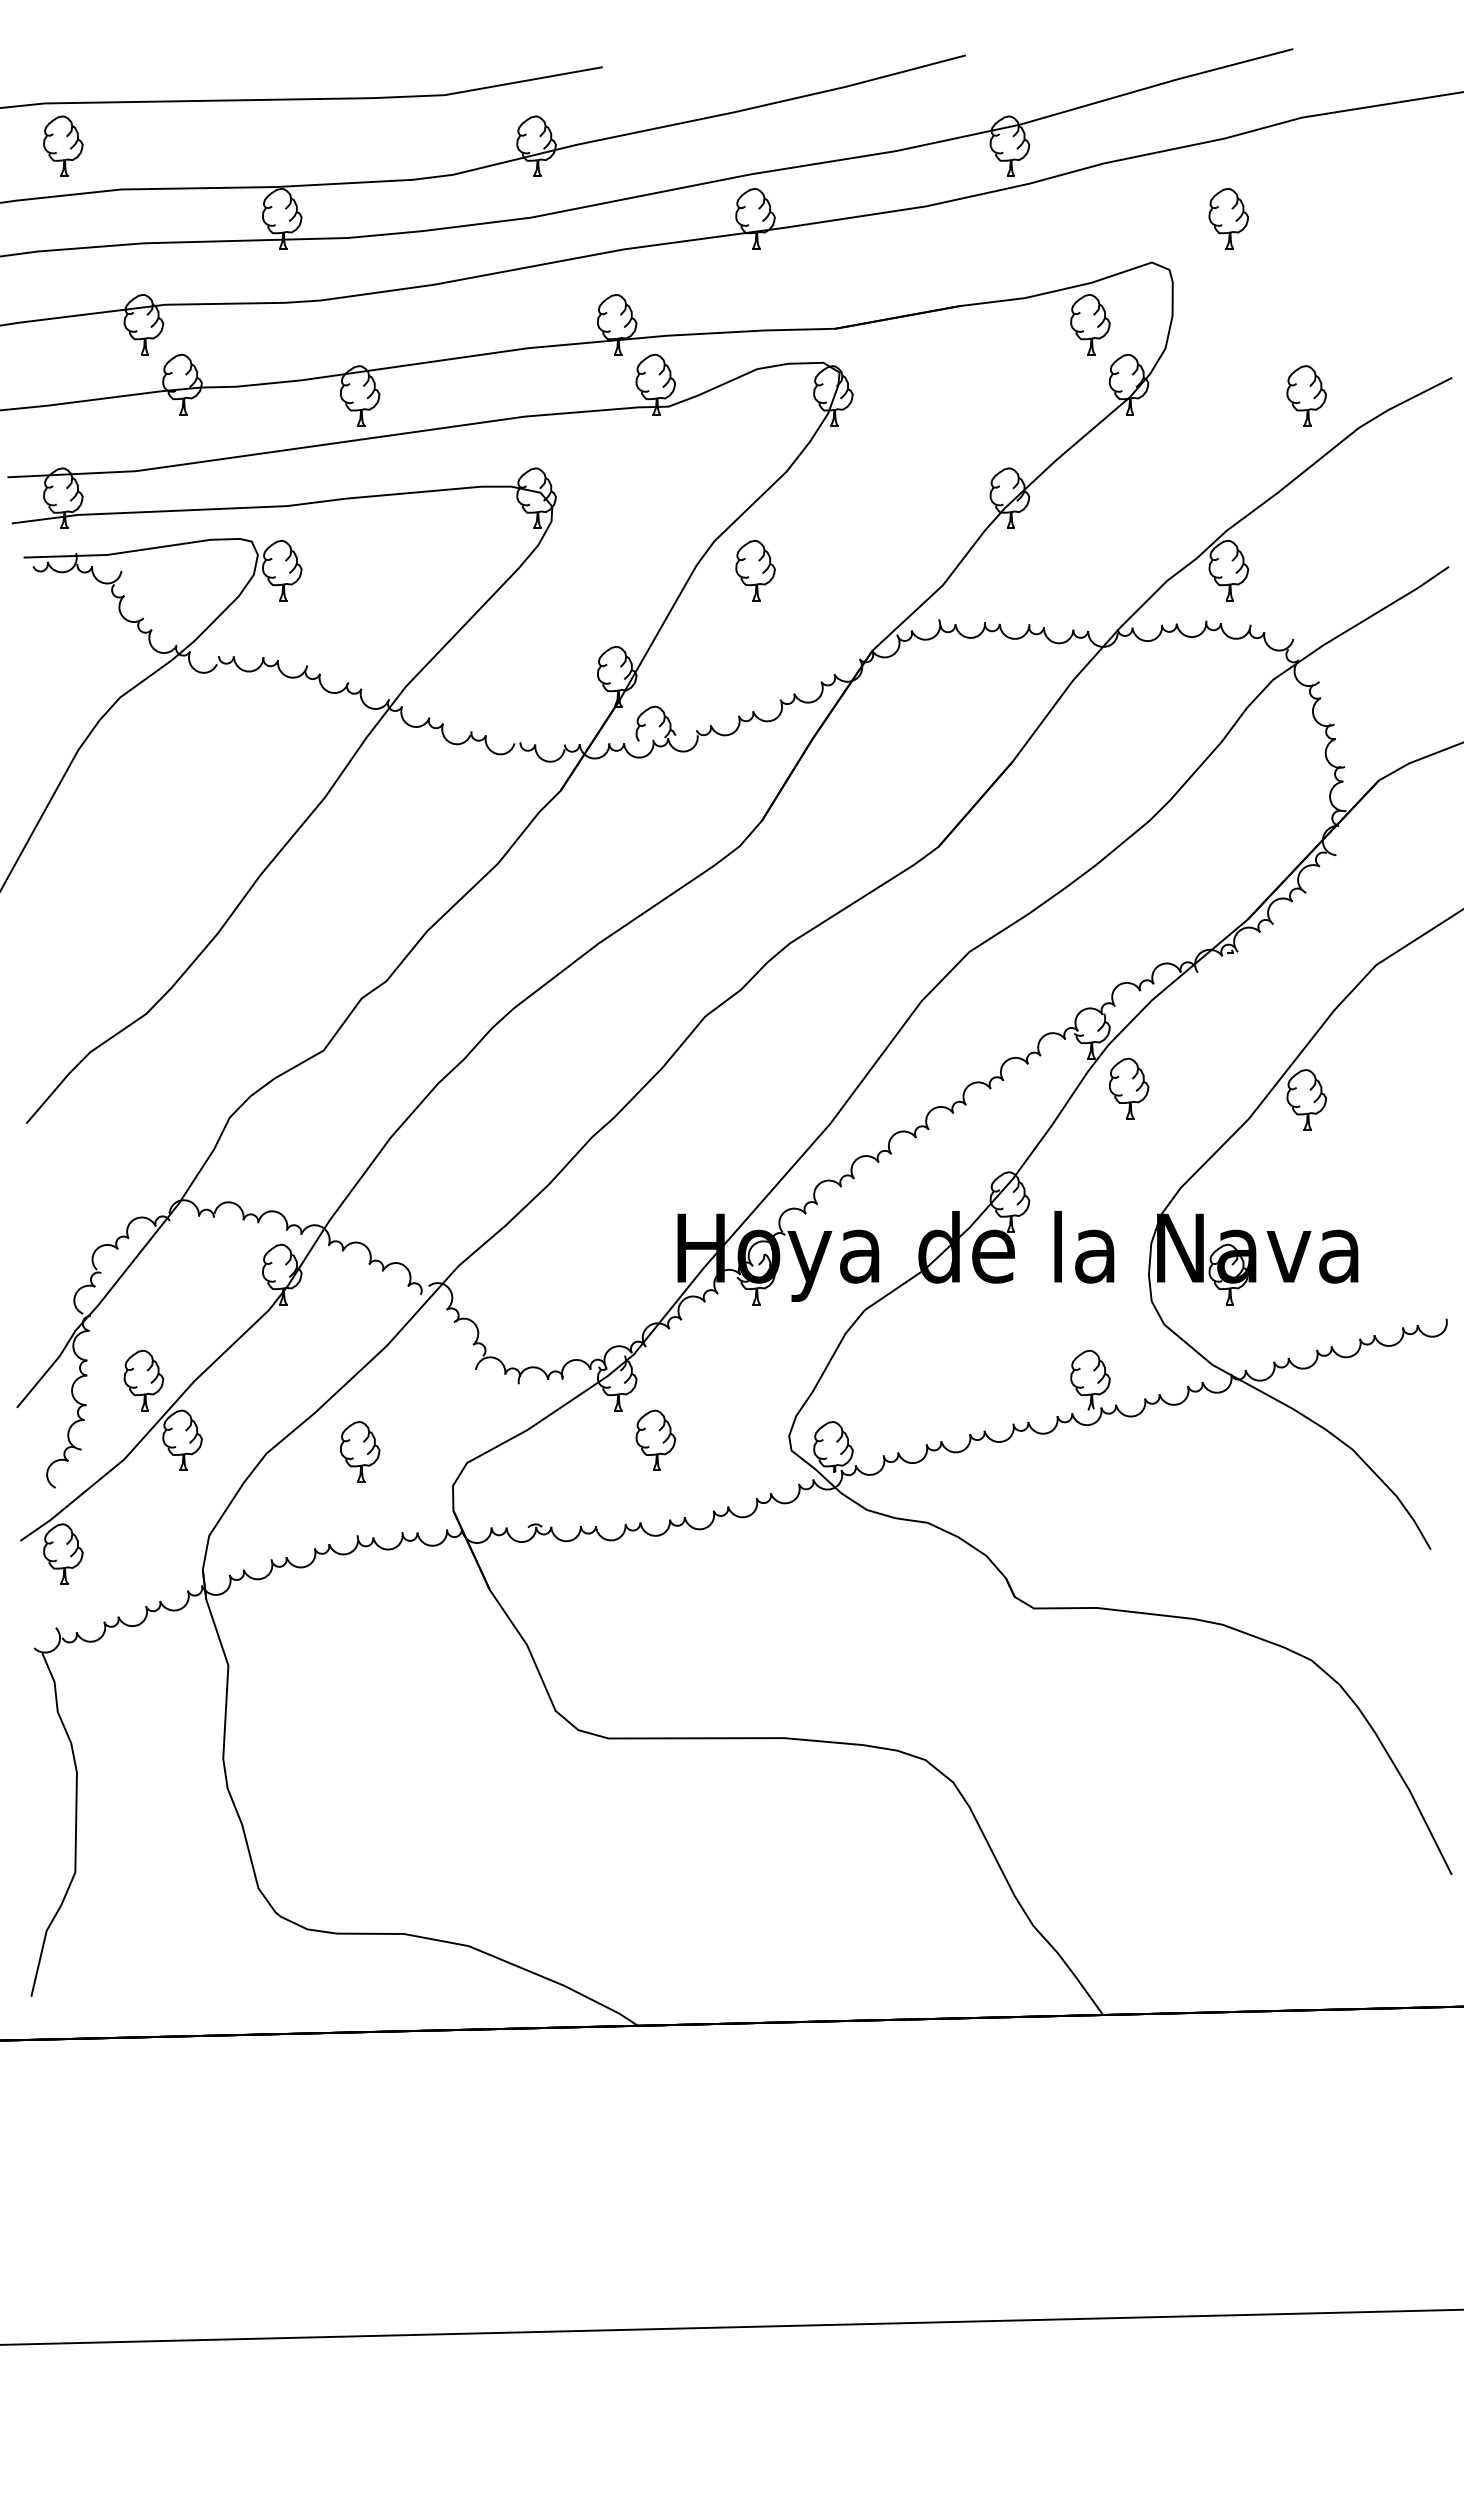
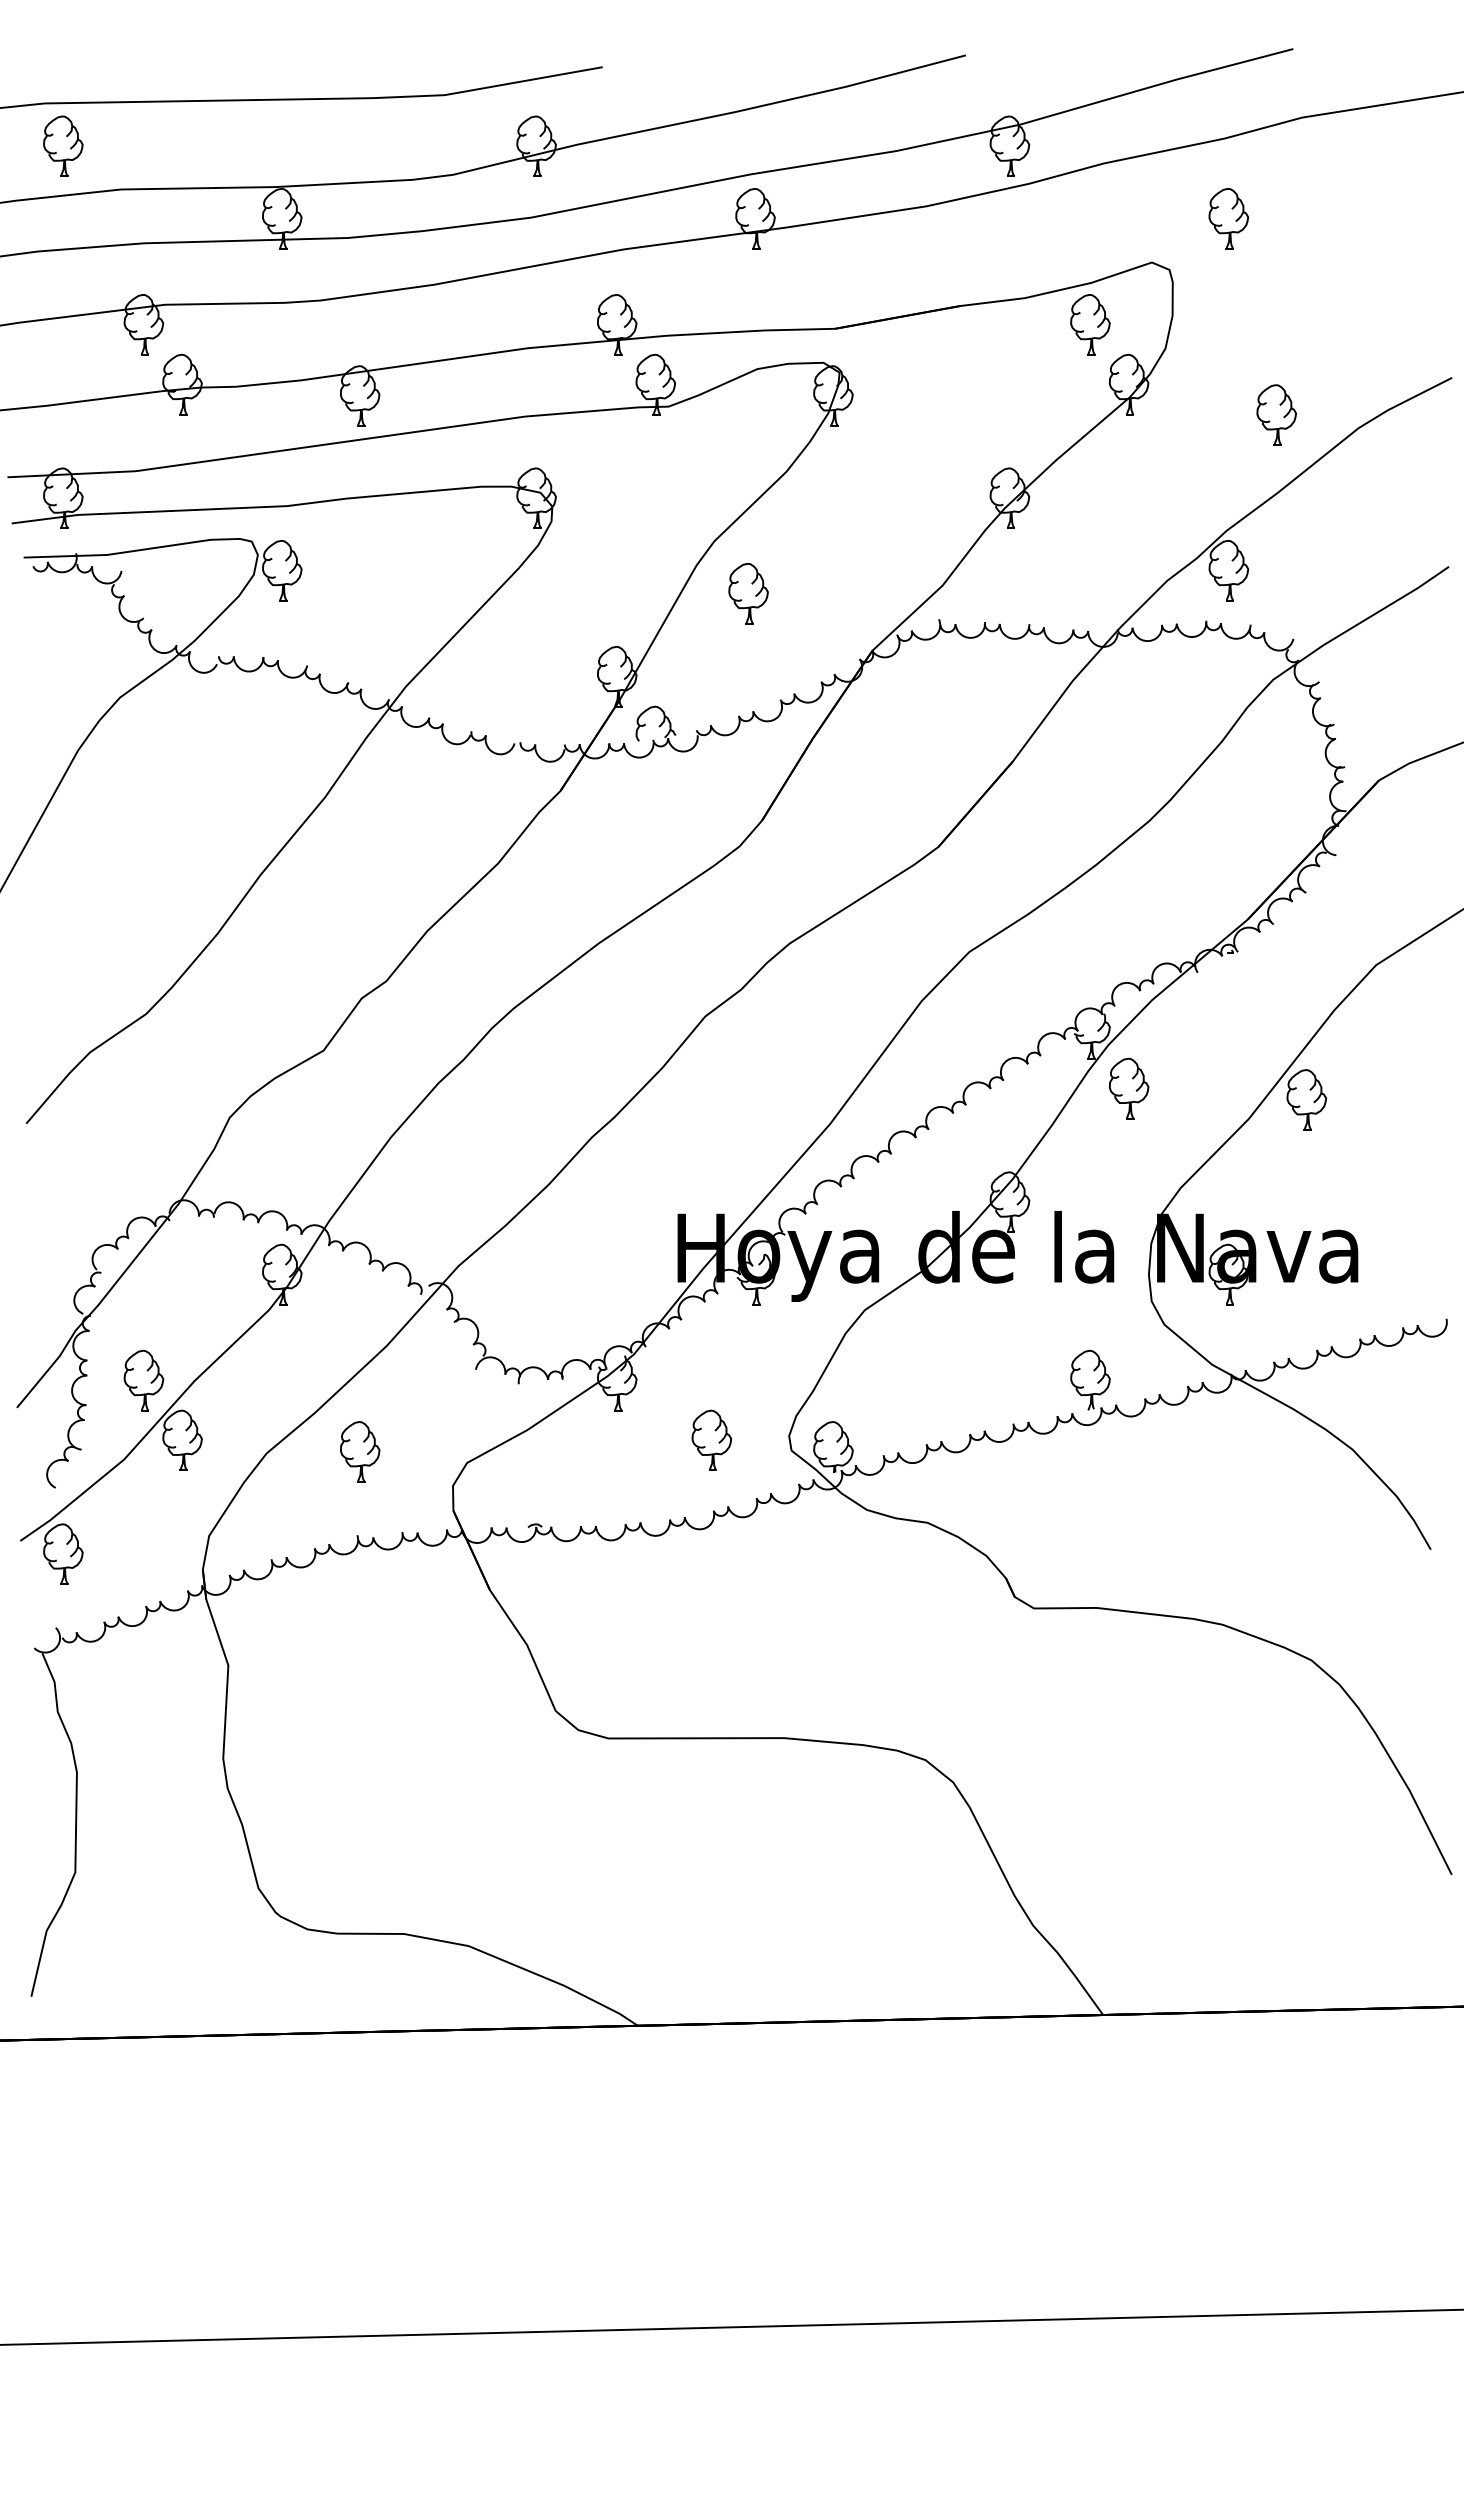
part position: (1306, 395) -> (1276, 414) (1276, 414)
part position: (755, 570) -> (748, 593) (748, 593)
part position: (655, 1439) -> (711, 1439) (711, 1439)
